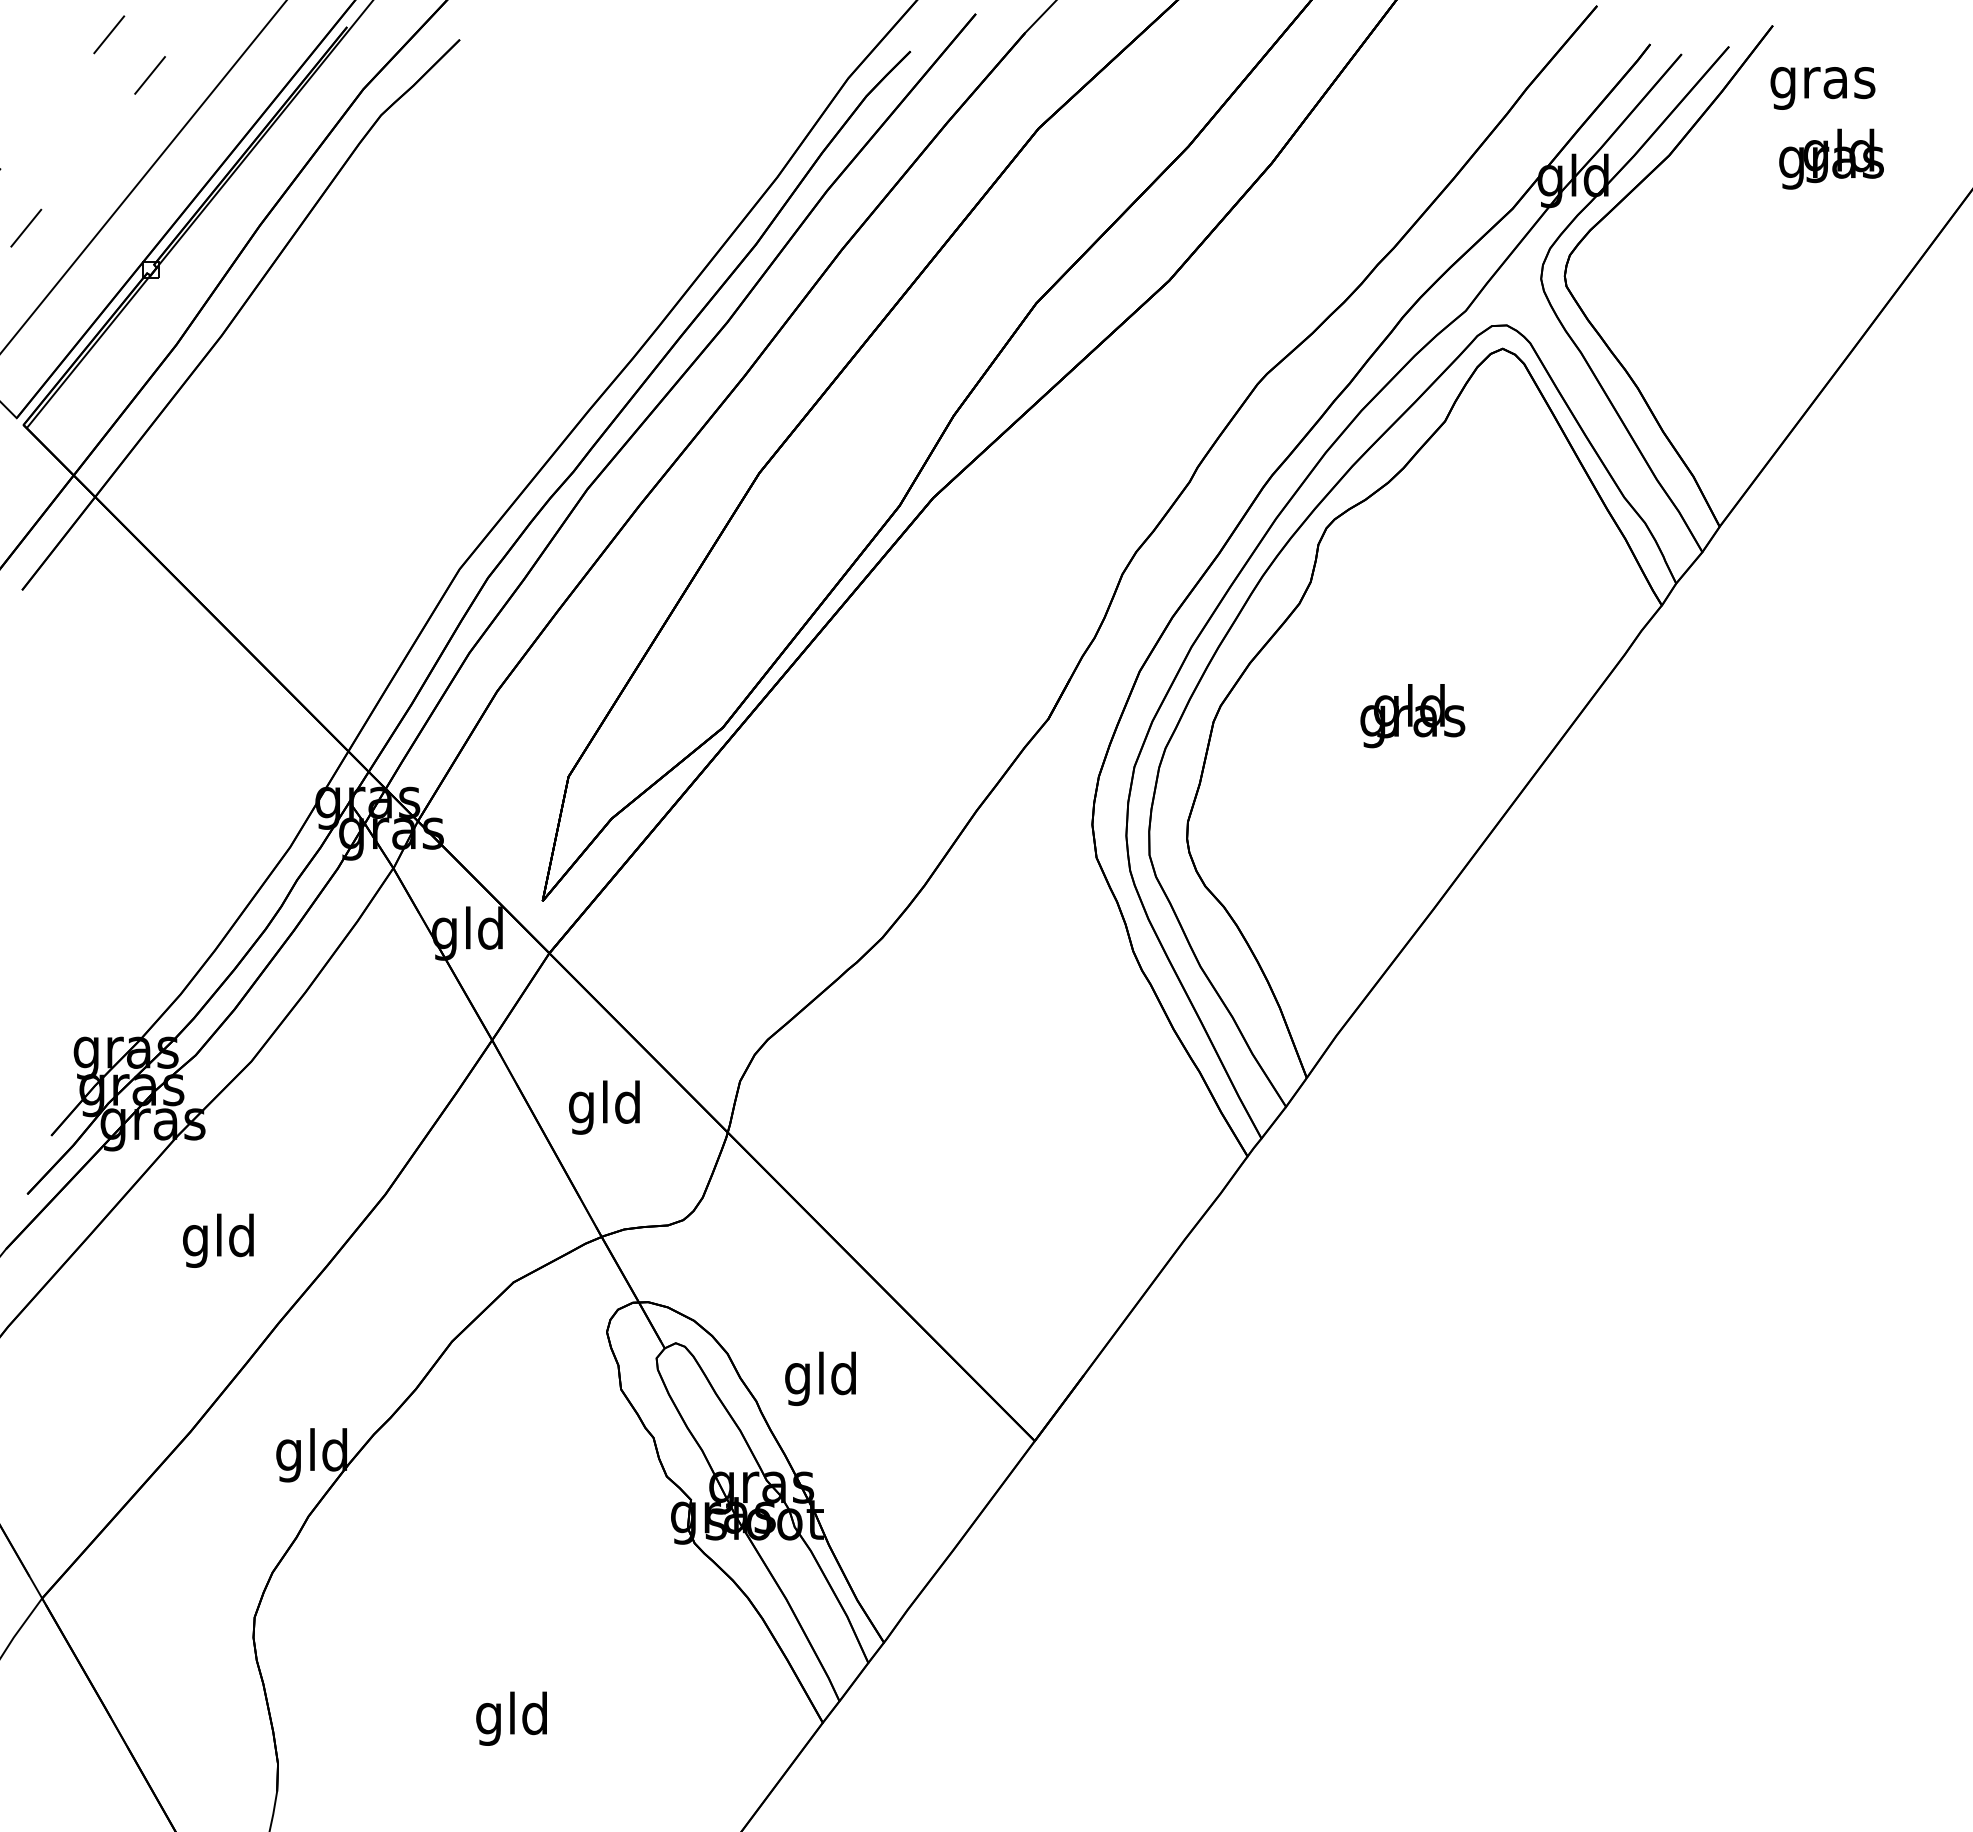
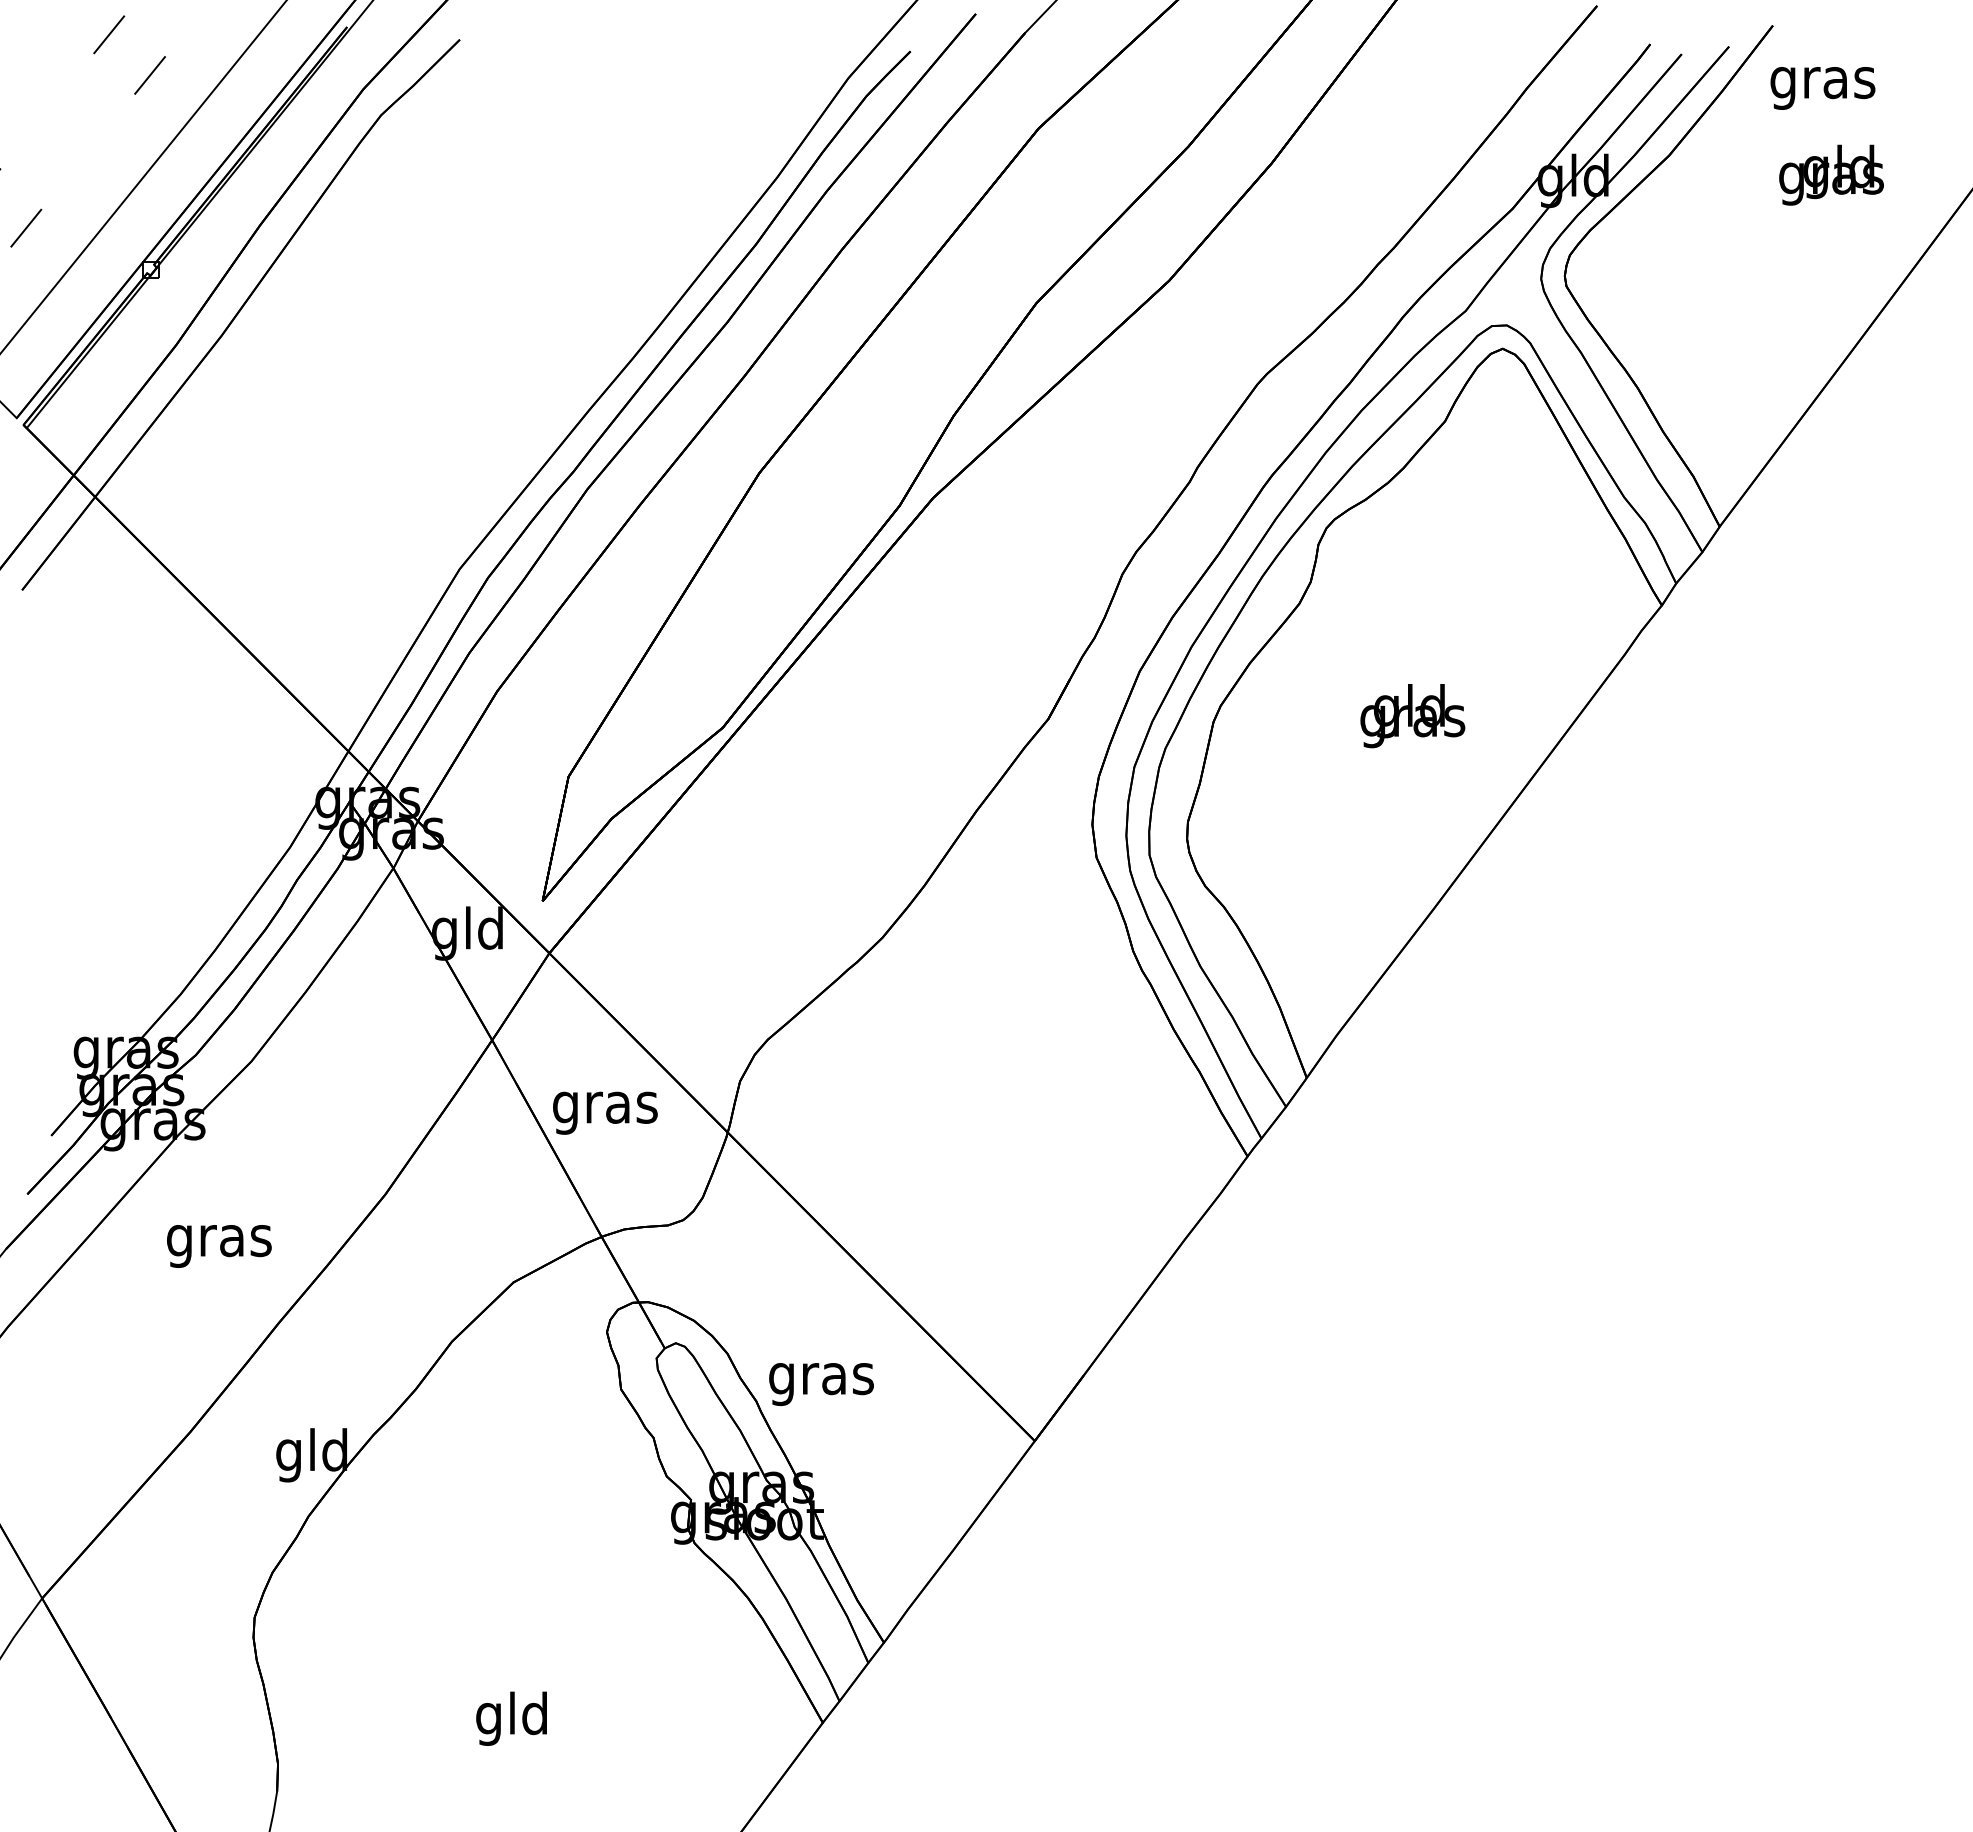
text position: (1831, 158) -> (1831, 174) (1831, 174)
text: gld -> gras (605, 1107)
text: gld -> gras (219, 1240)
text: gld -> gras (821, 1378)
